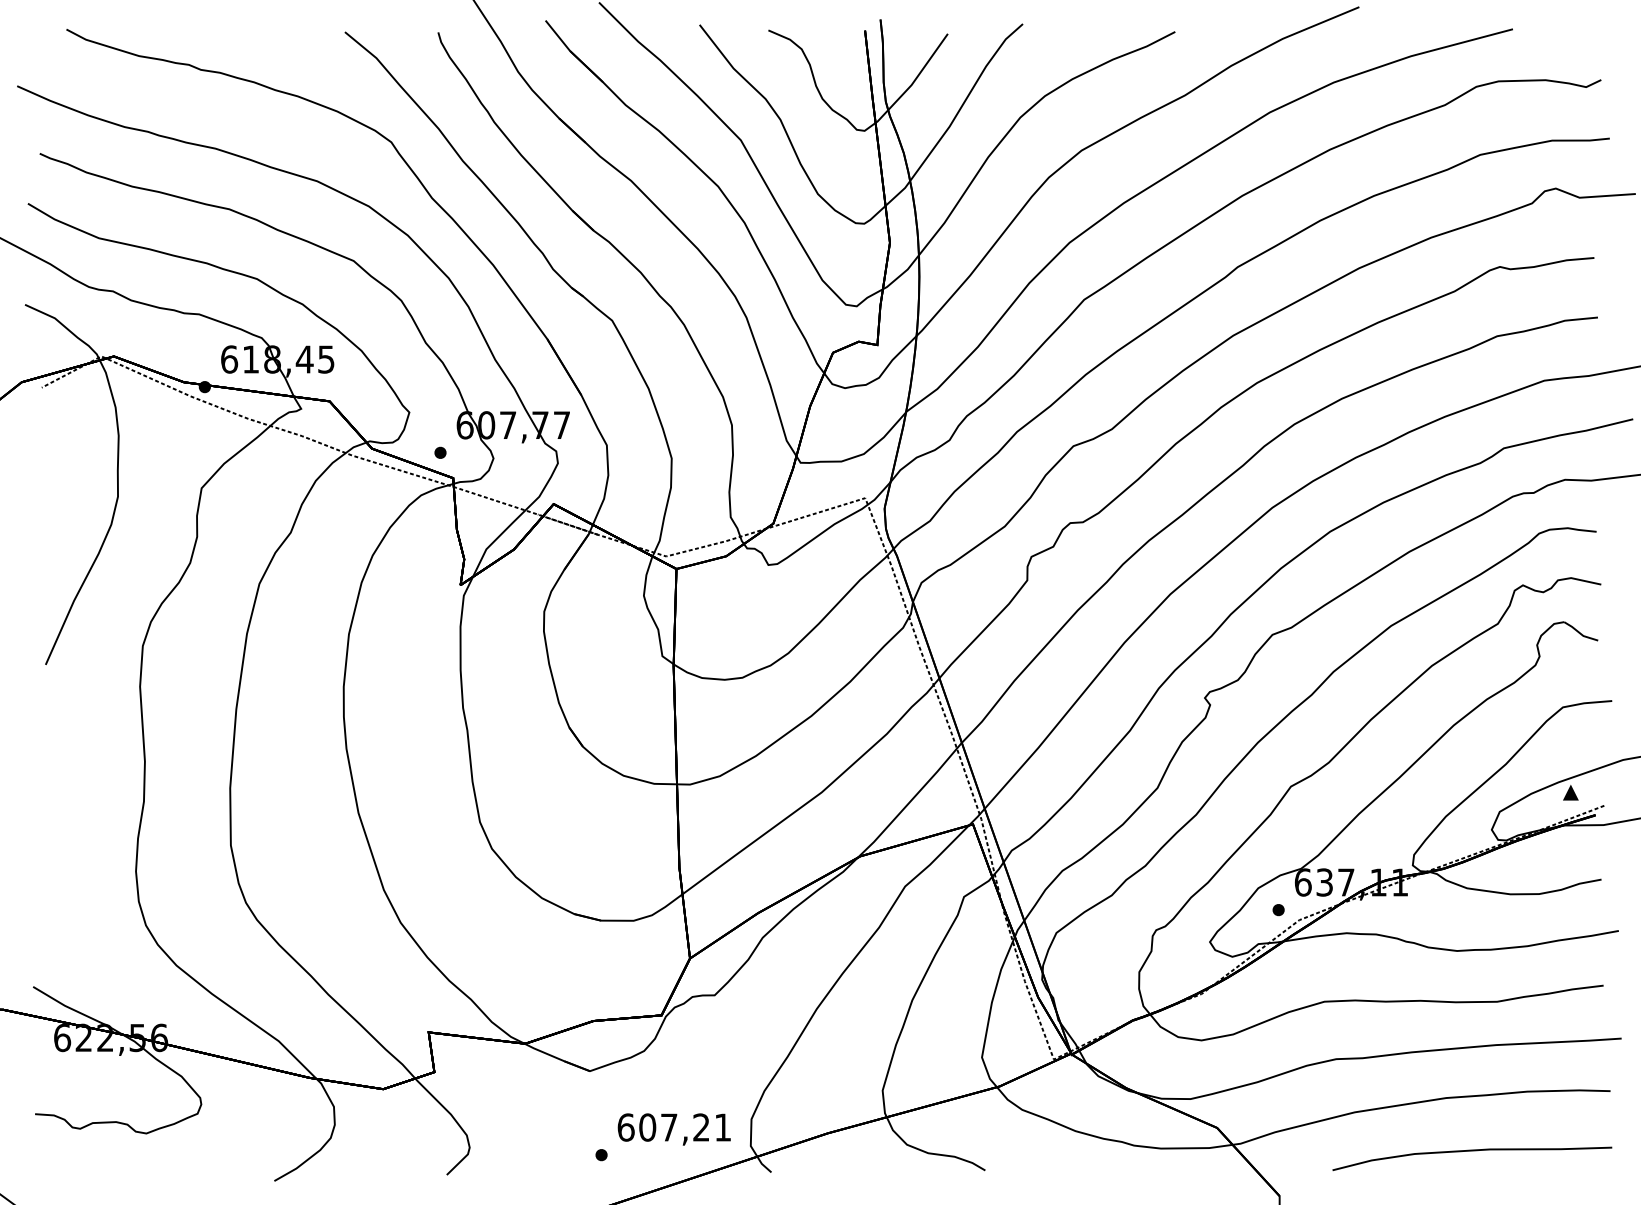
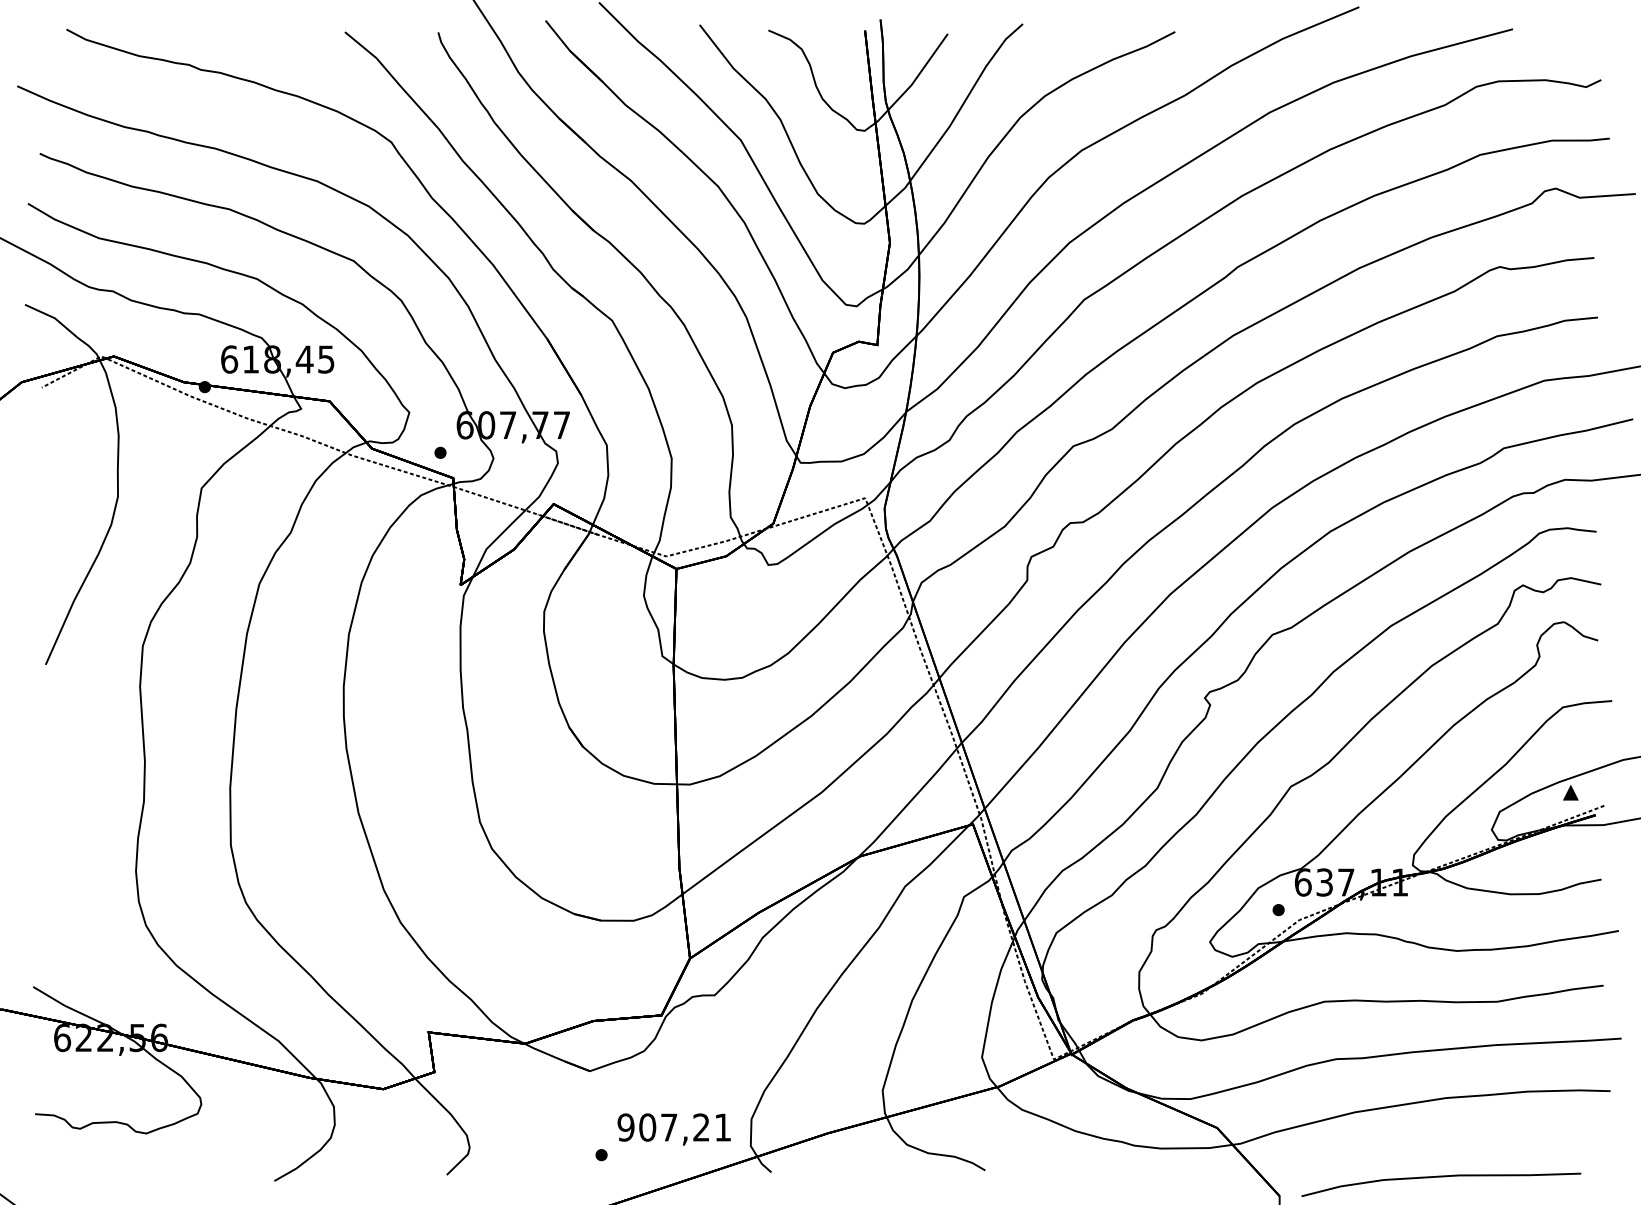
text: 607,21 -> 907,21 (625, 1127)
curve position: (1472, 1151) -> (1441, 1177) (1441, 1177)
